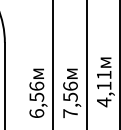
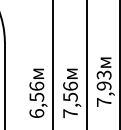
text: 4,11 -> 7,93 (103, 88)
